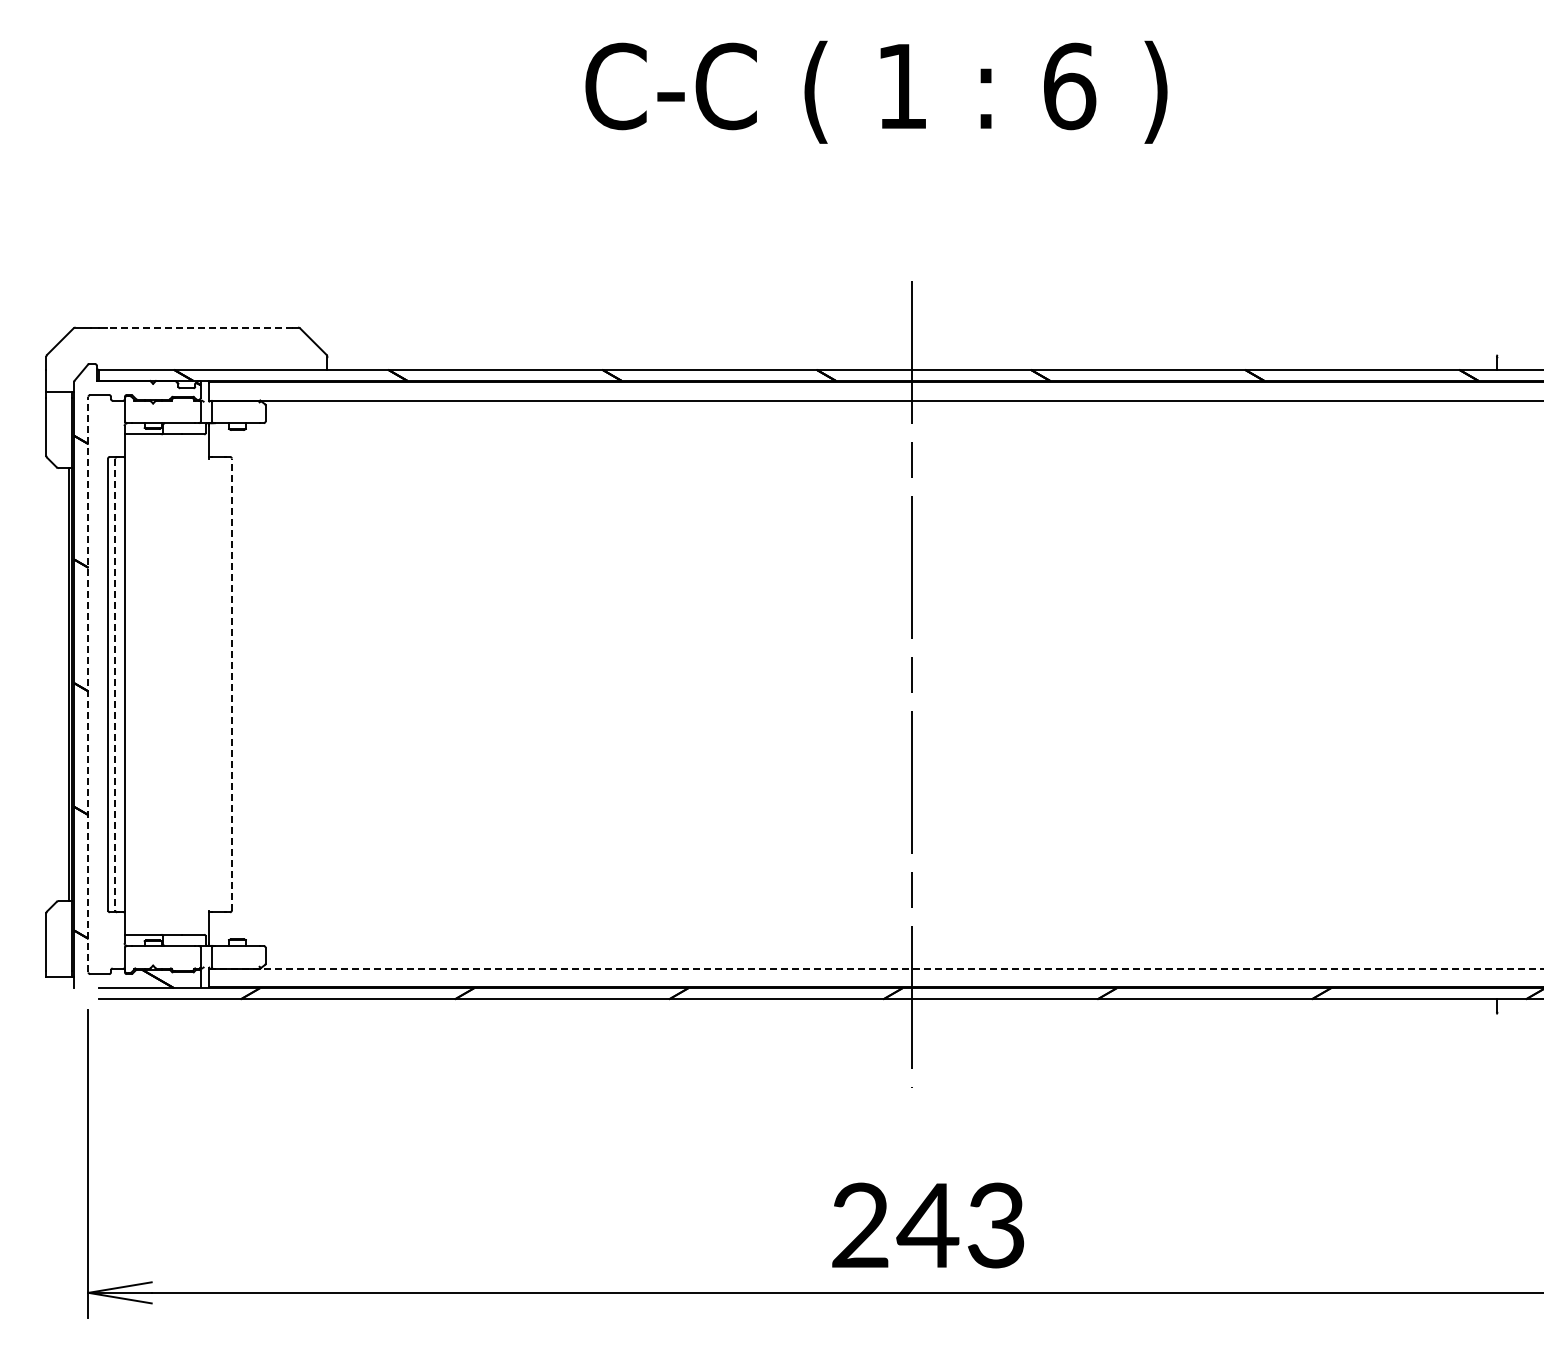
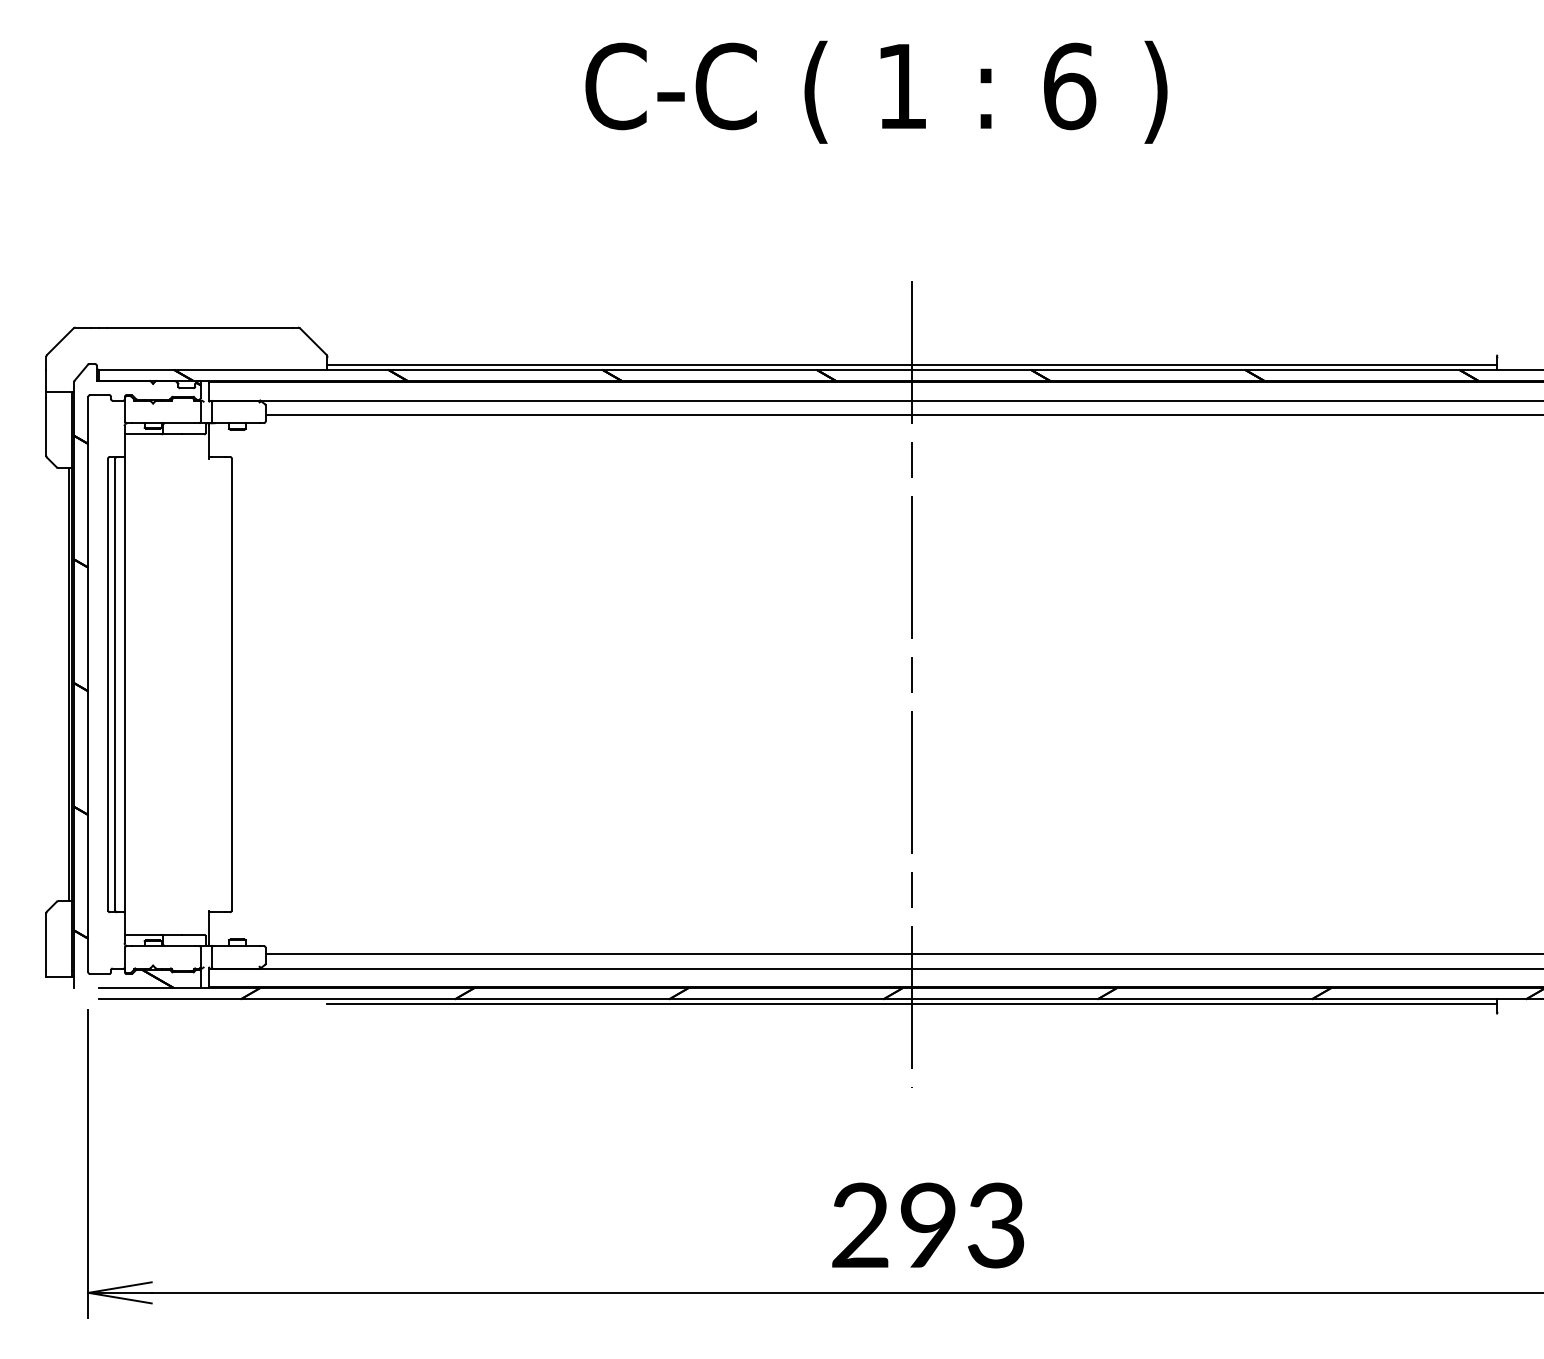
line: dashed -> solid (199, 327)
line: none -> present (911, 365)
line: none -> present (902, 414)
line: dashed -> solid (88, 684)
line: dashed -> solid (231, 684)
line: dashed -> solid (115, 685)
line: none -> present (902, 954)
line: dashed -> solid (877, 968)
line: none -> present (911, 1003)
text: 243 -> 293 (927, 1224)
